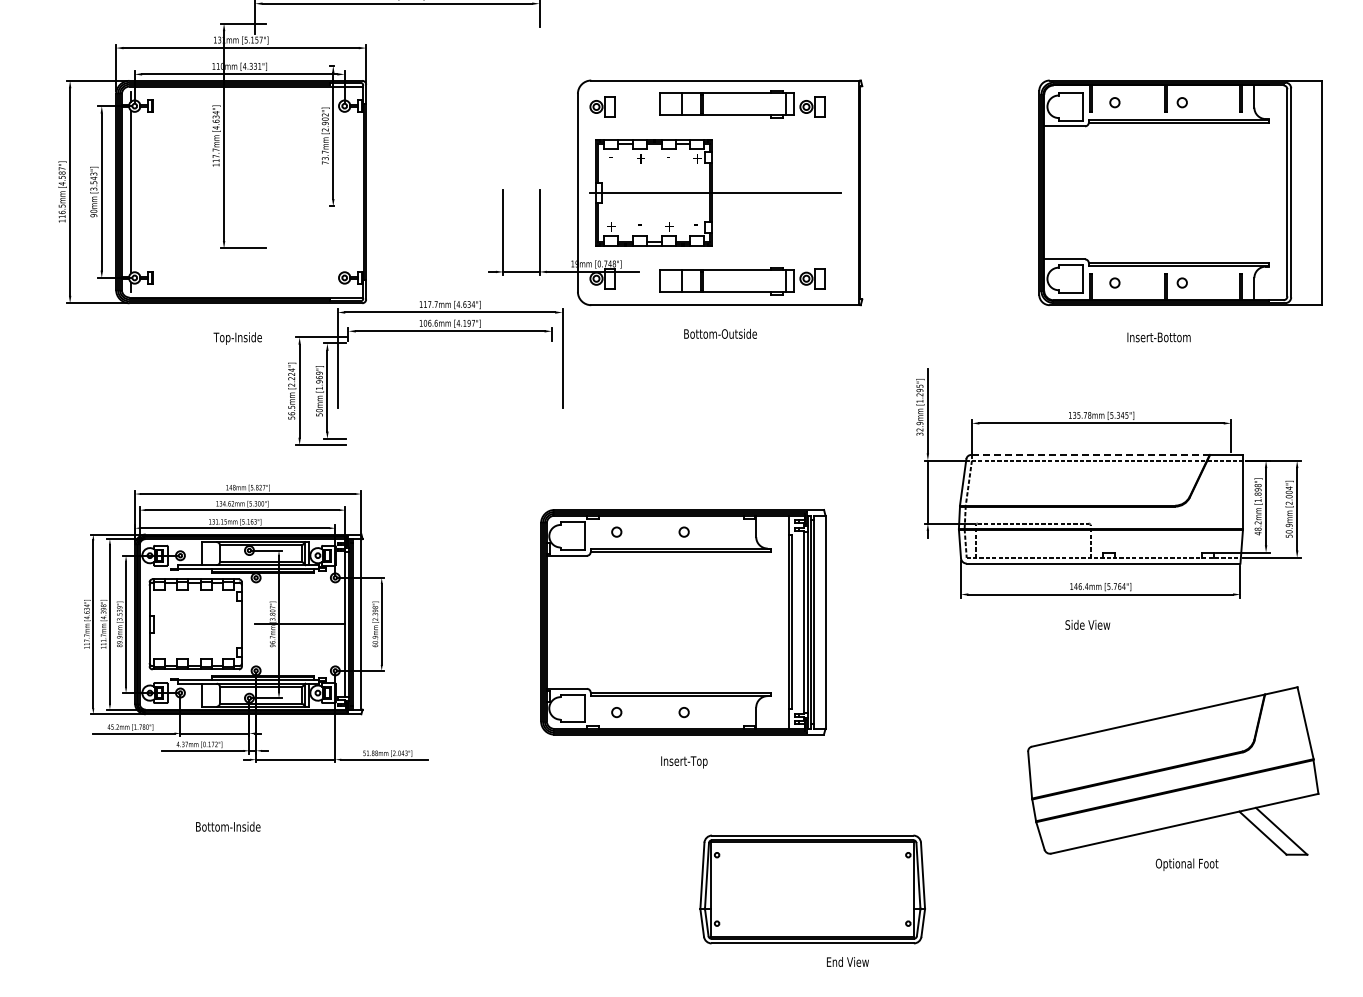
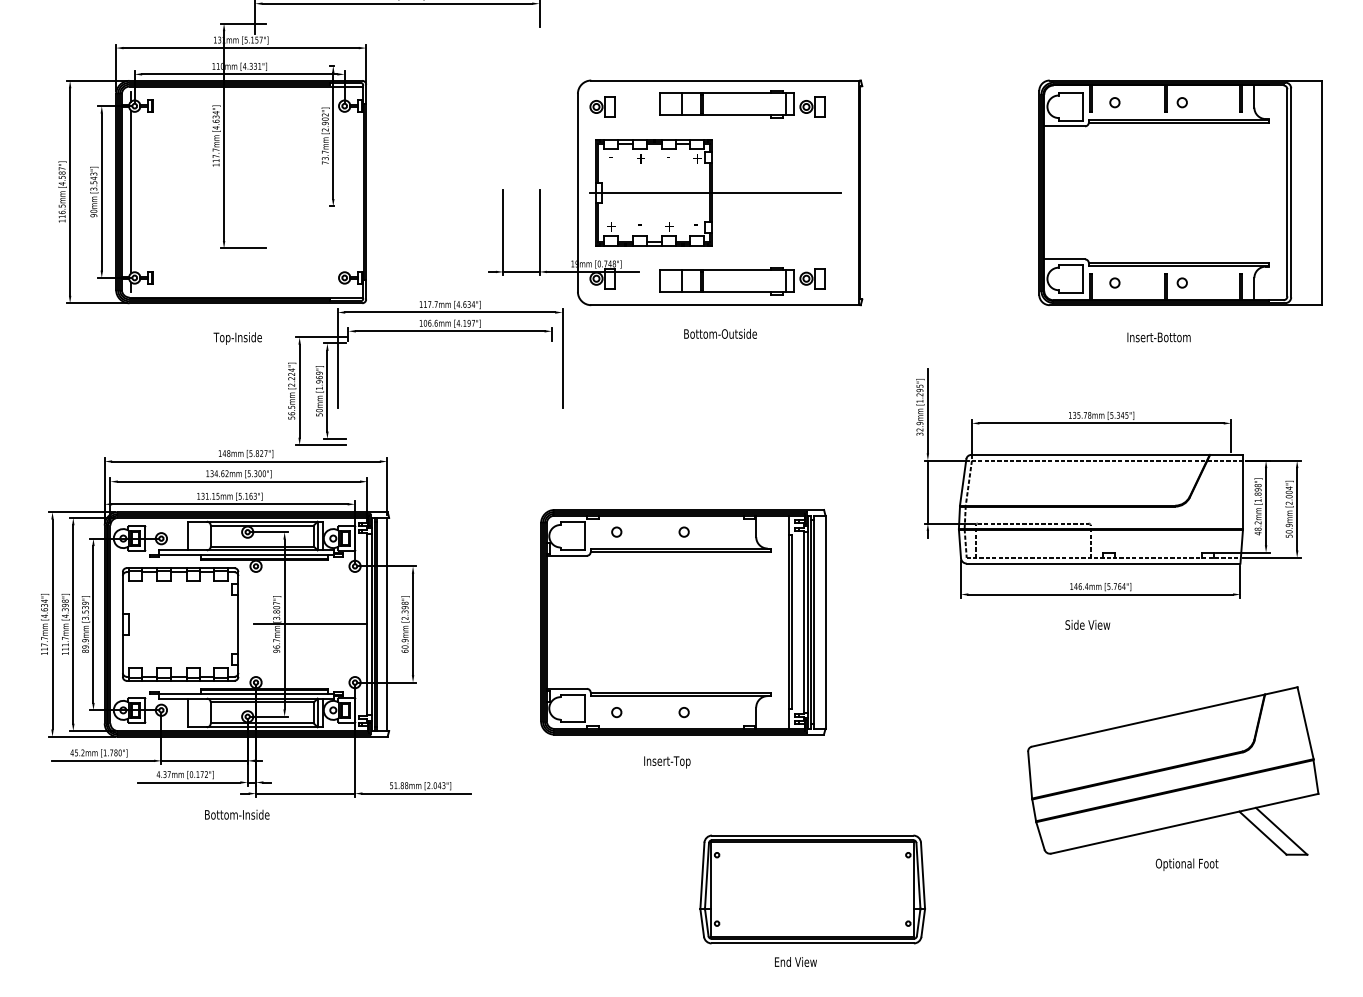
line: dashed -> solid (1090, 454)
part size: 345x279 px -> 431x348 px (256, 623)
text position: (684, 762) -> (667, 762) (667, 762)
text position: (228, 826) -> (237, 814) (237, 814)
text position: (847, 961) -> (795, 961) (795, 961)
